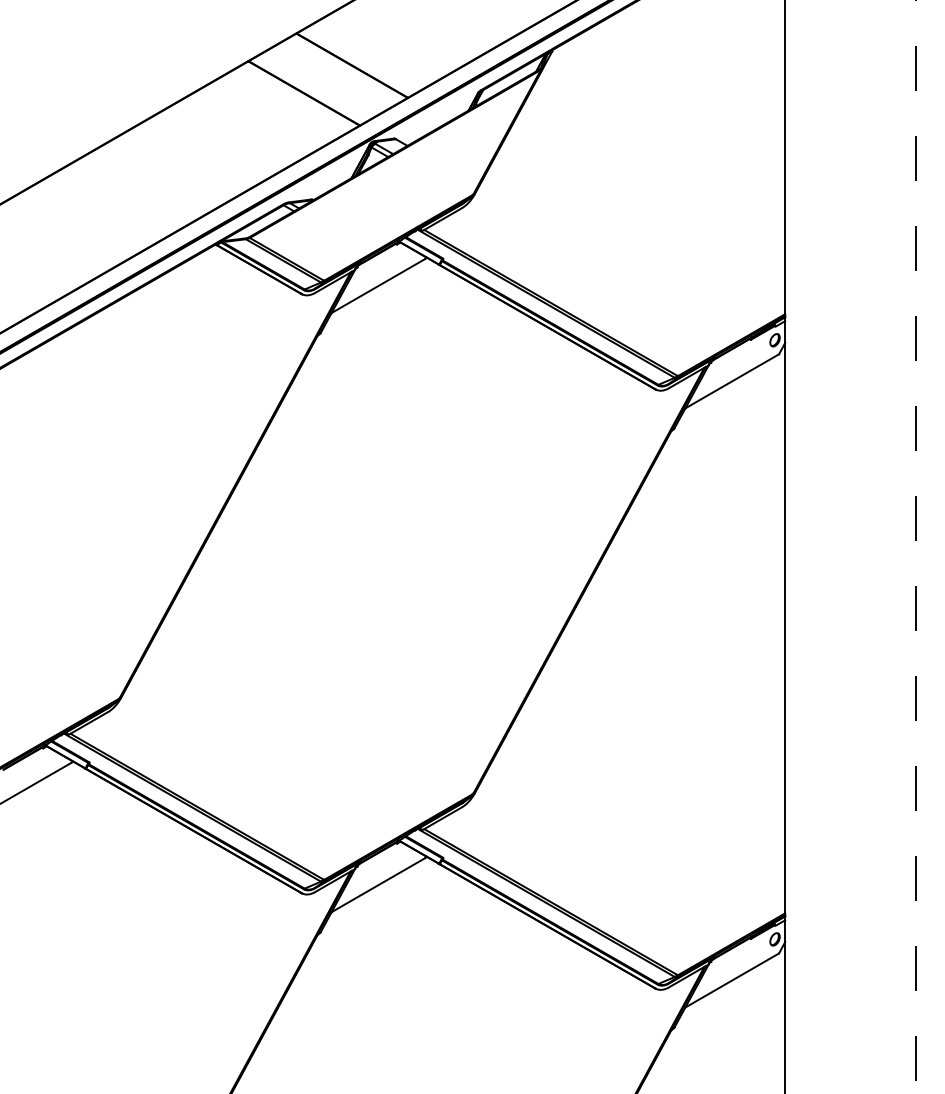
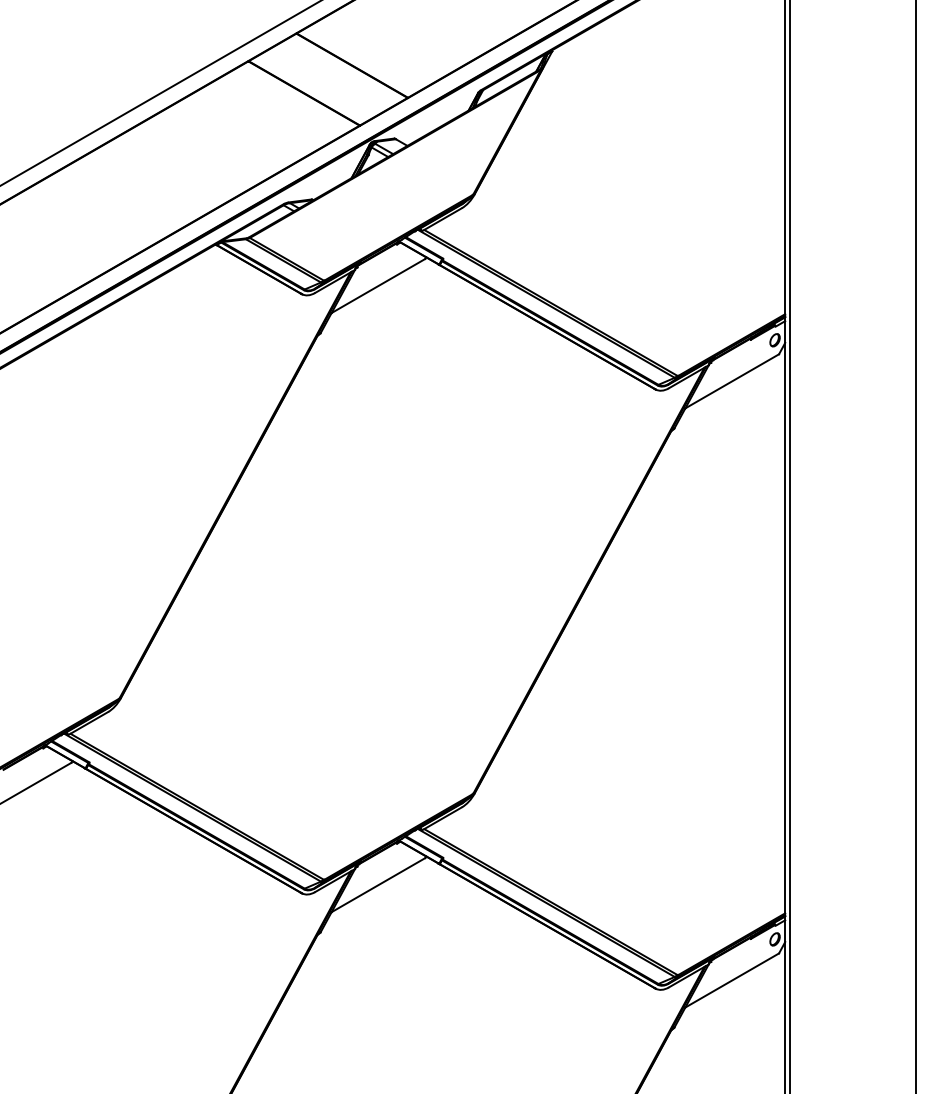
line: none -> present (160, 93)
line: none -> present (790, 546)
line: dashed -> solid (915, 546)
